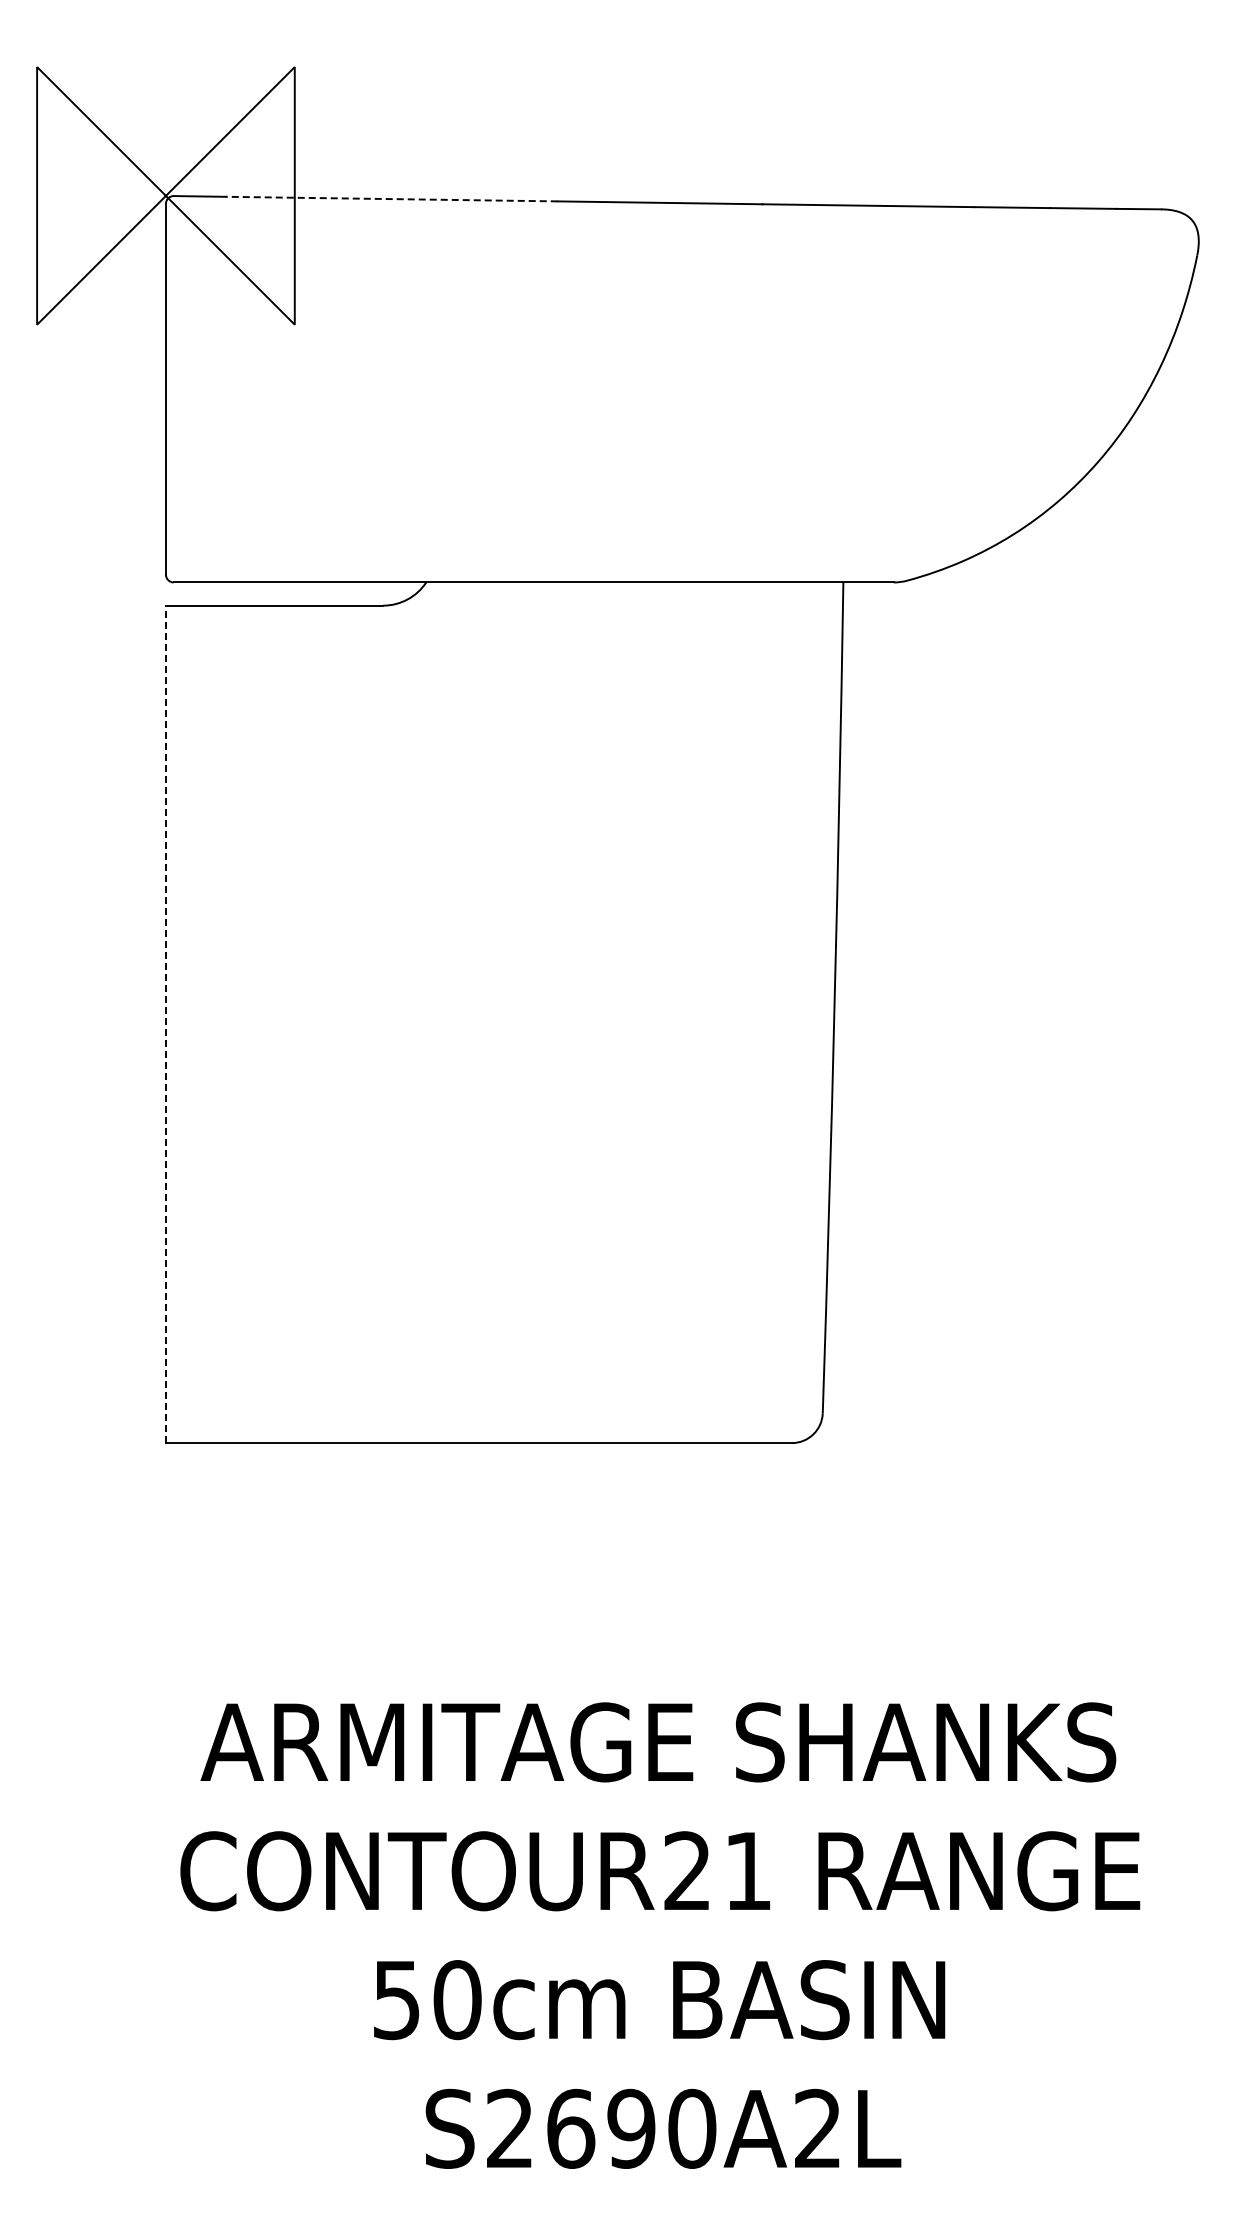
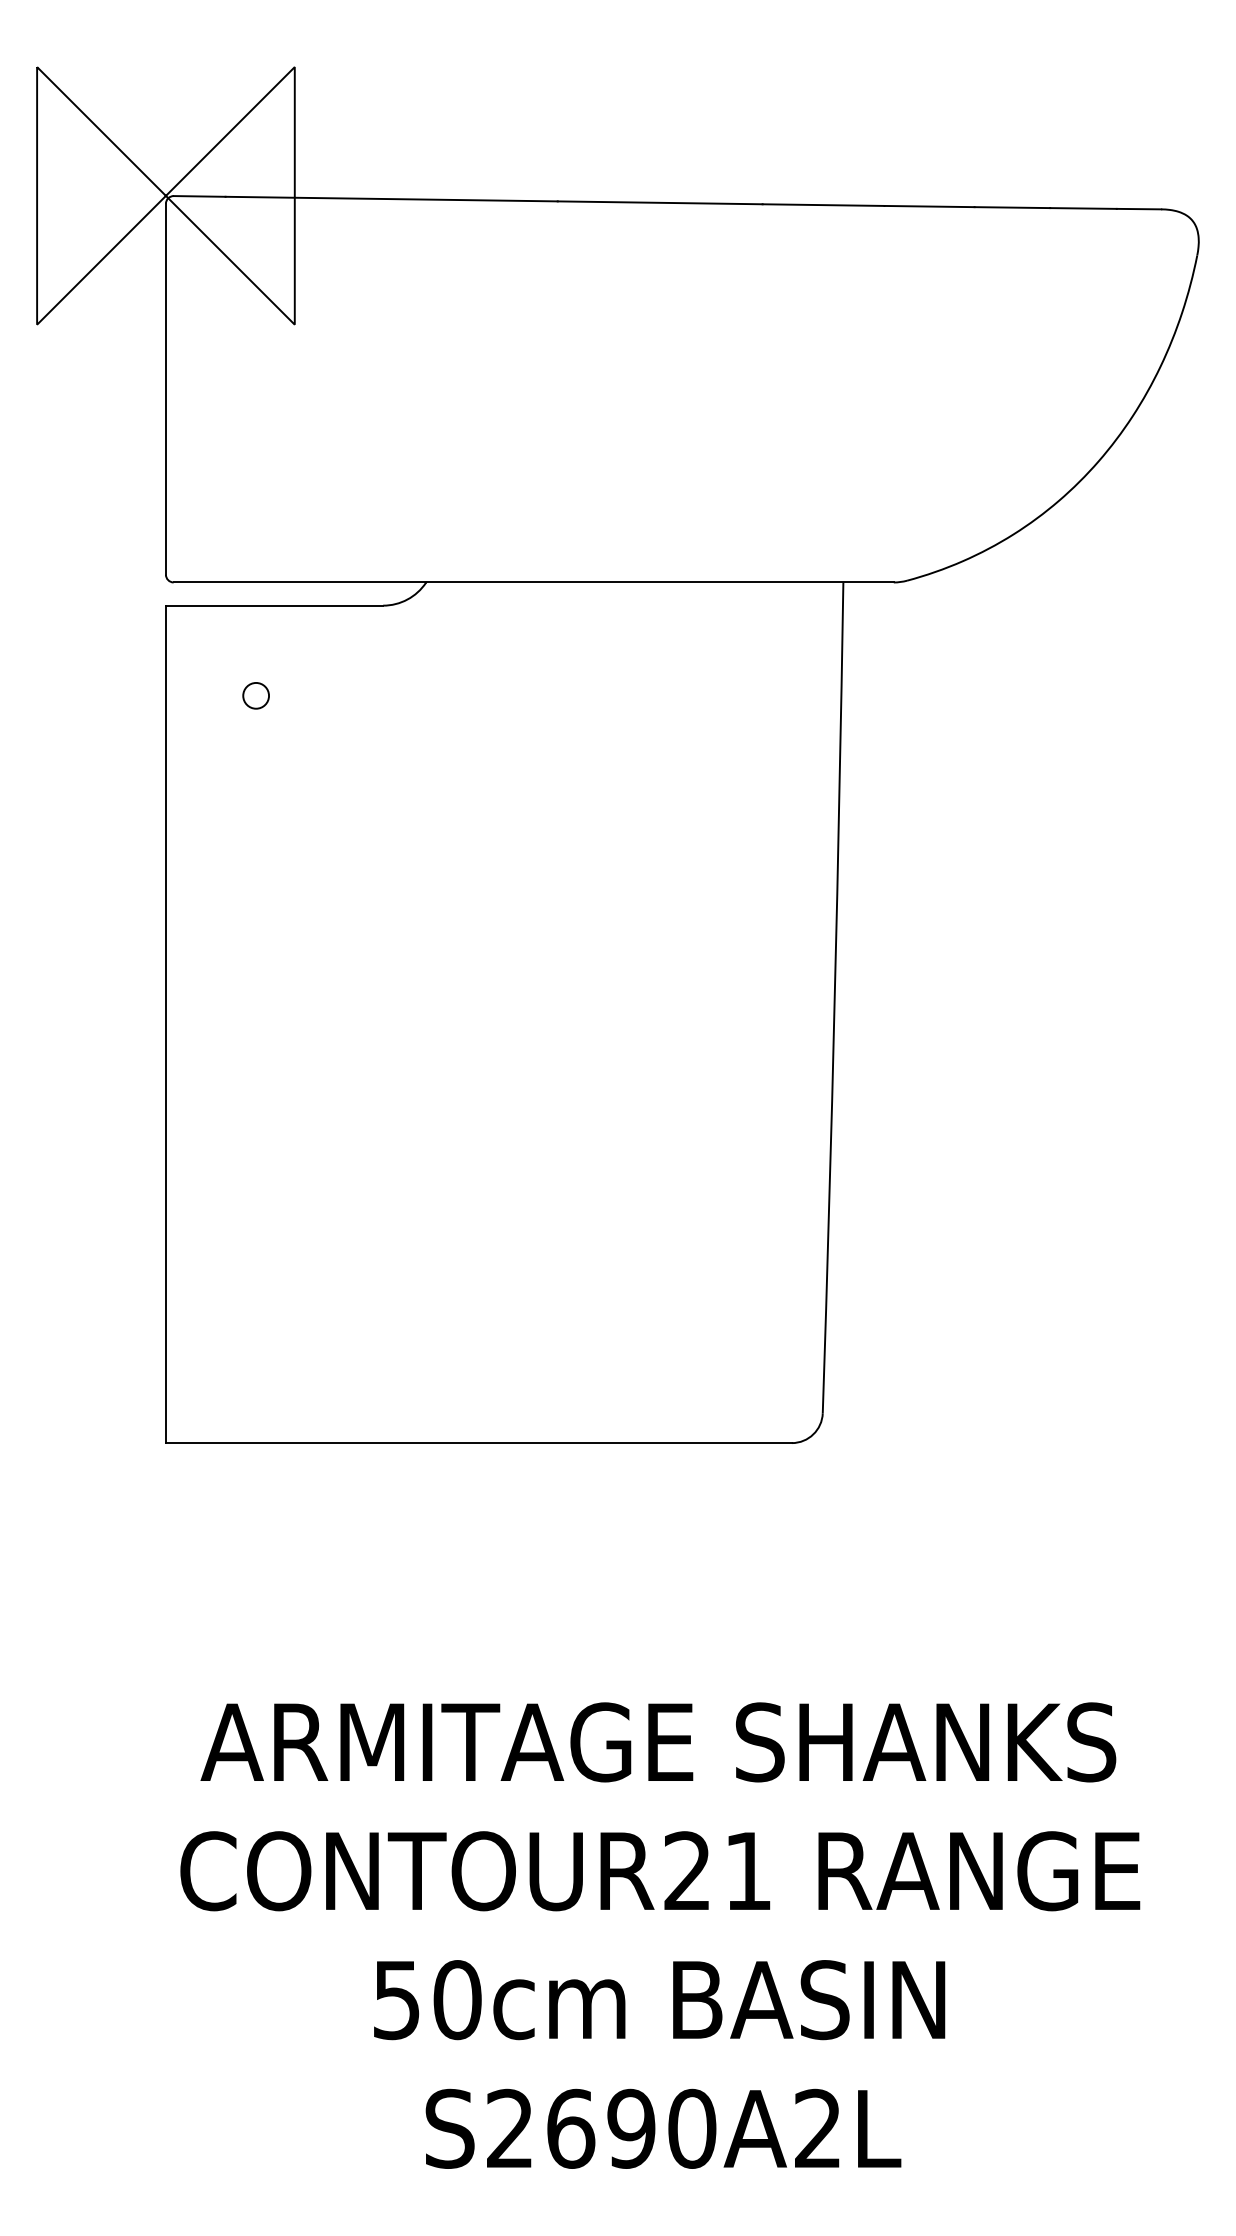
line: dashed -> solid (391, 199)
circle: none -> present (255, 695)
line: dashed -> solid (165, 1024)
